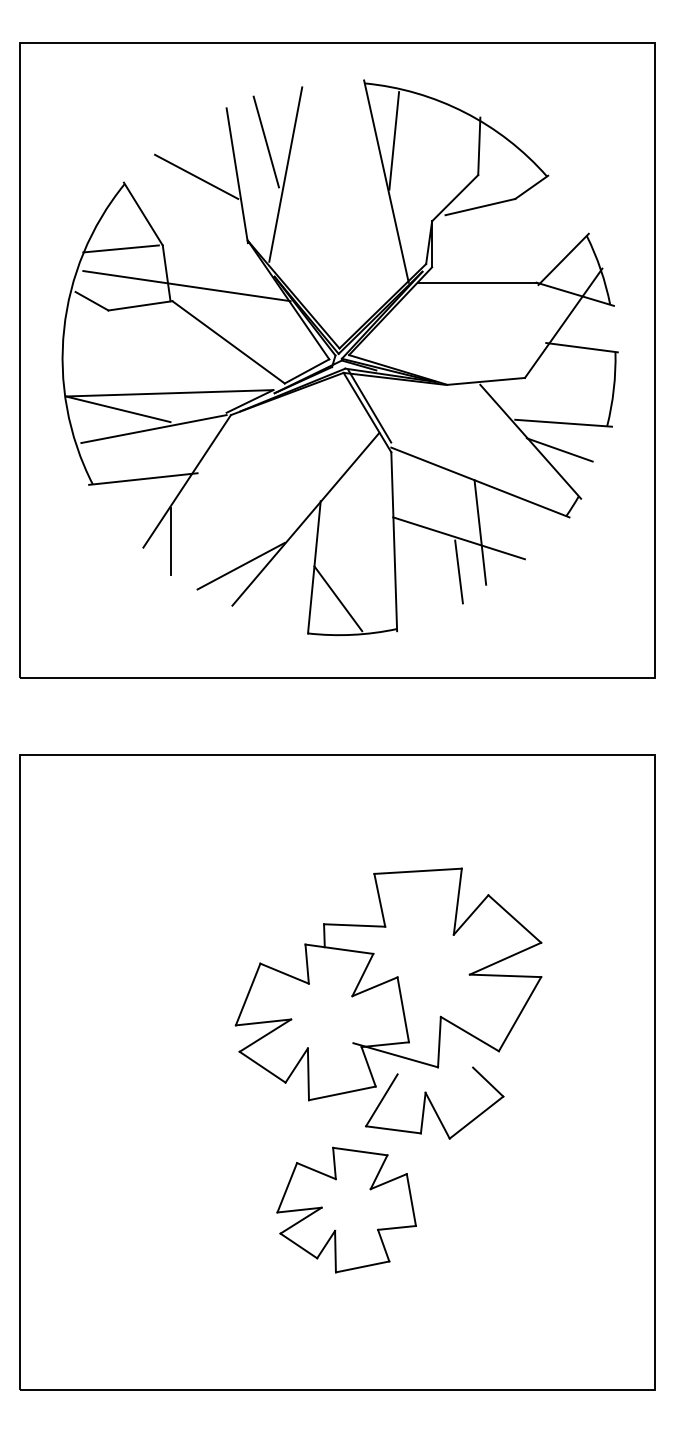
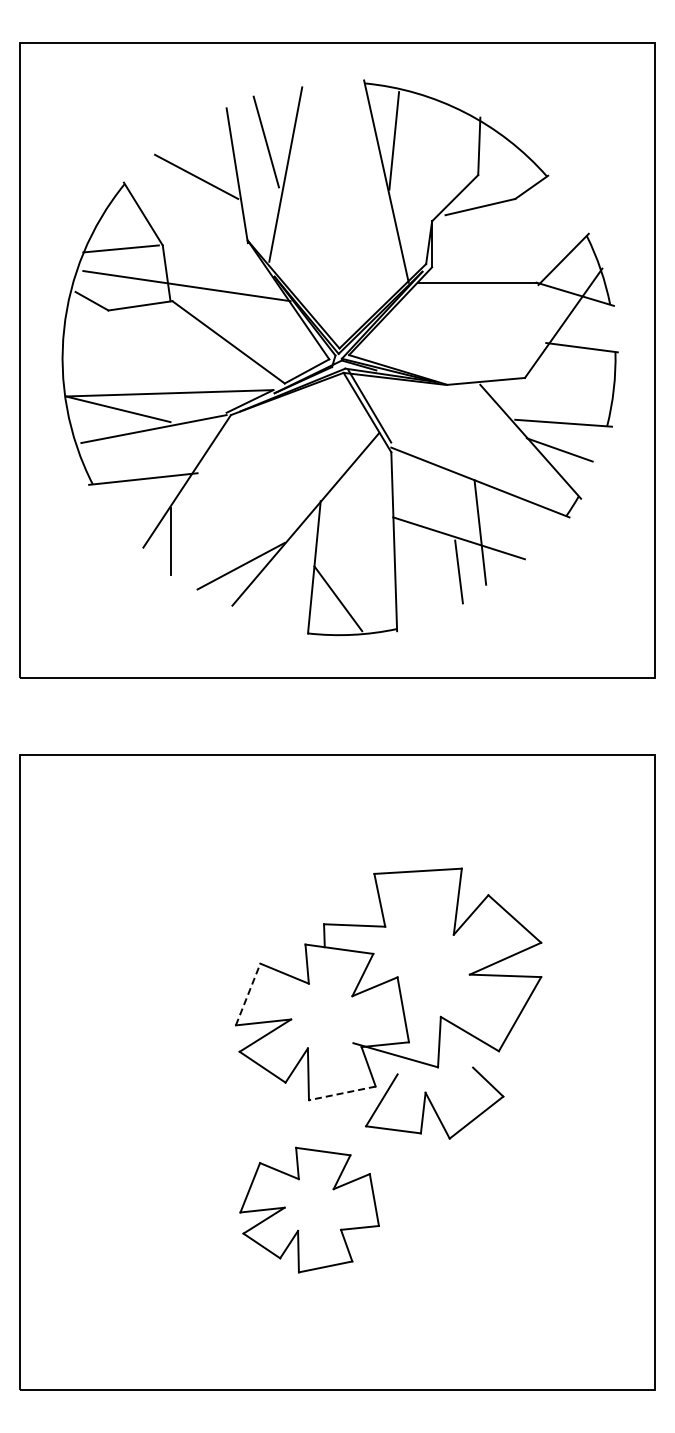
line: solid -> dashed (248, 994)
line: solid -> dashed (341, 1093)
part position: (346, 1209) -> (309, 1209) (309, 1209)
